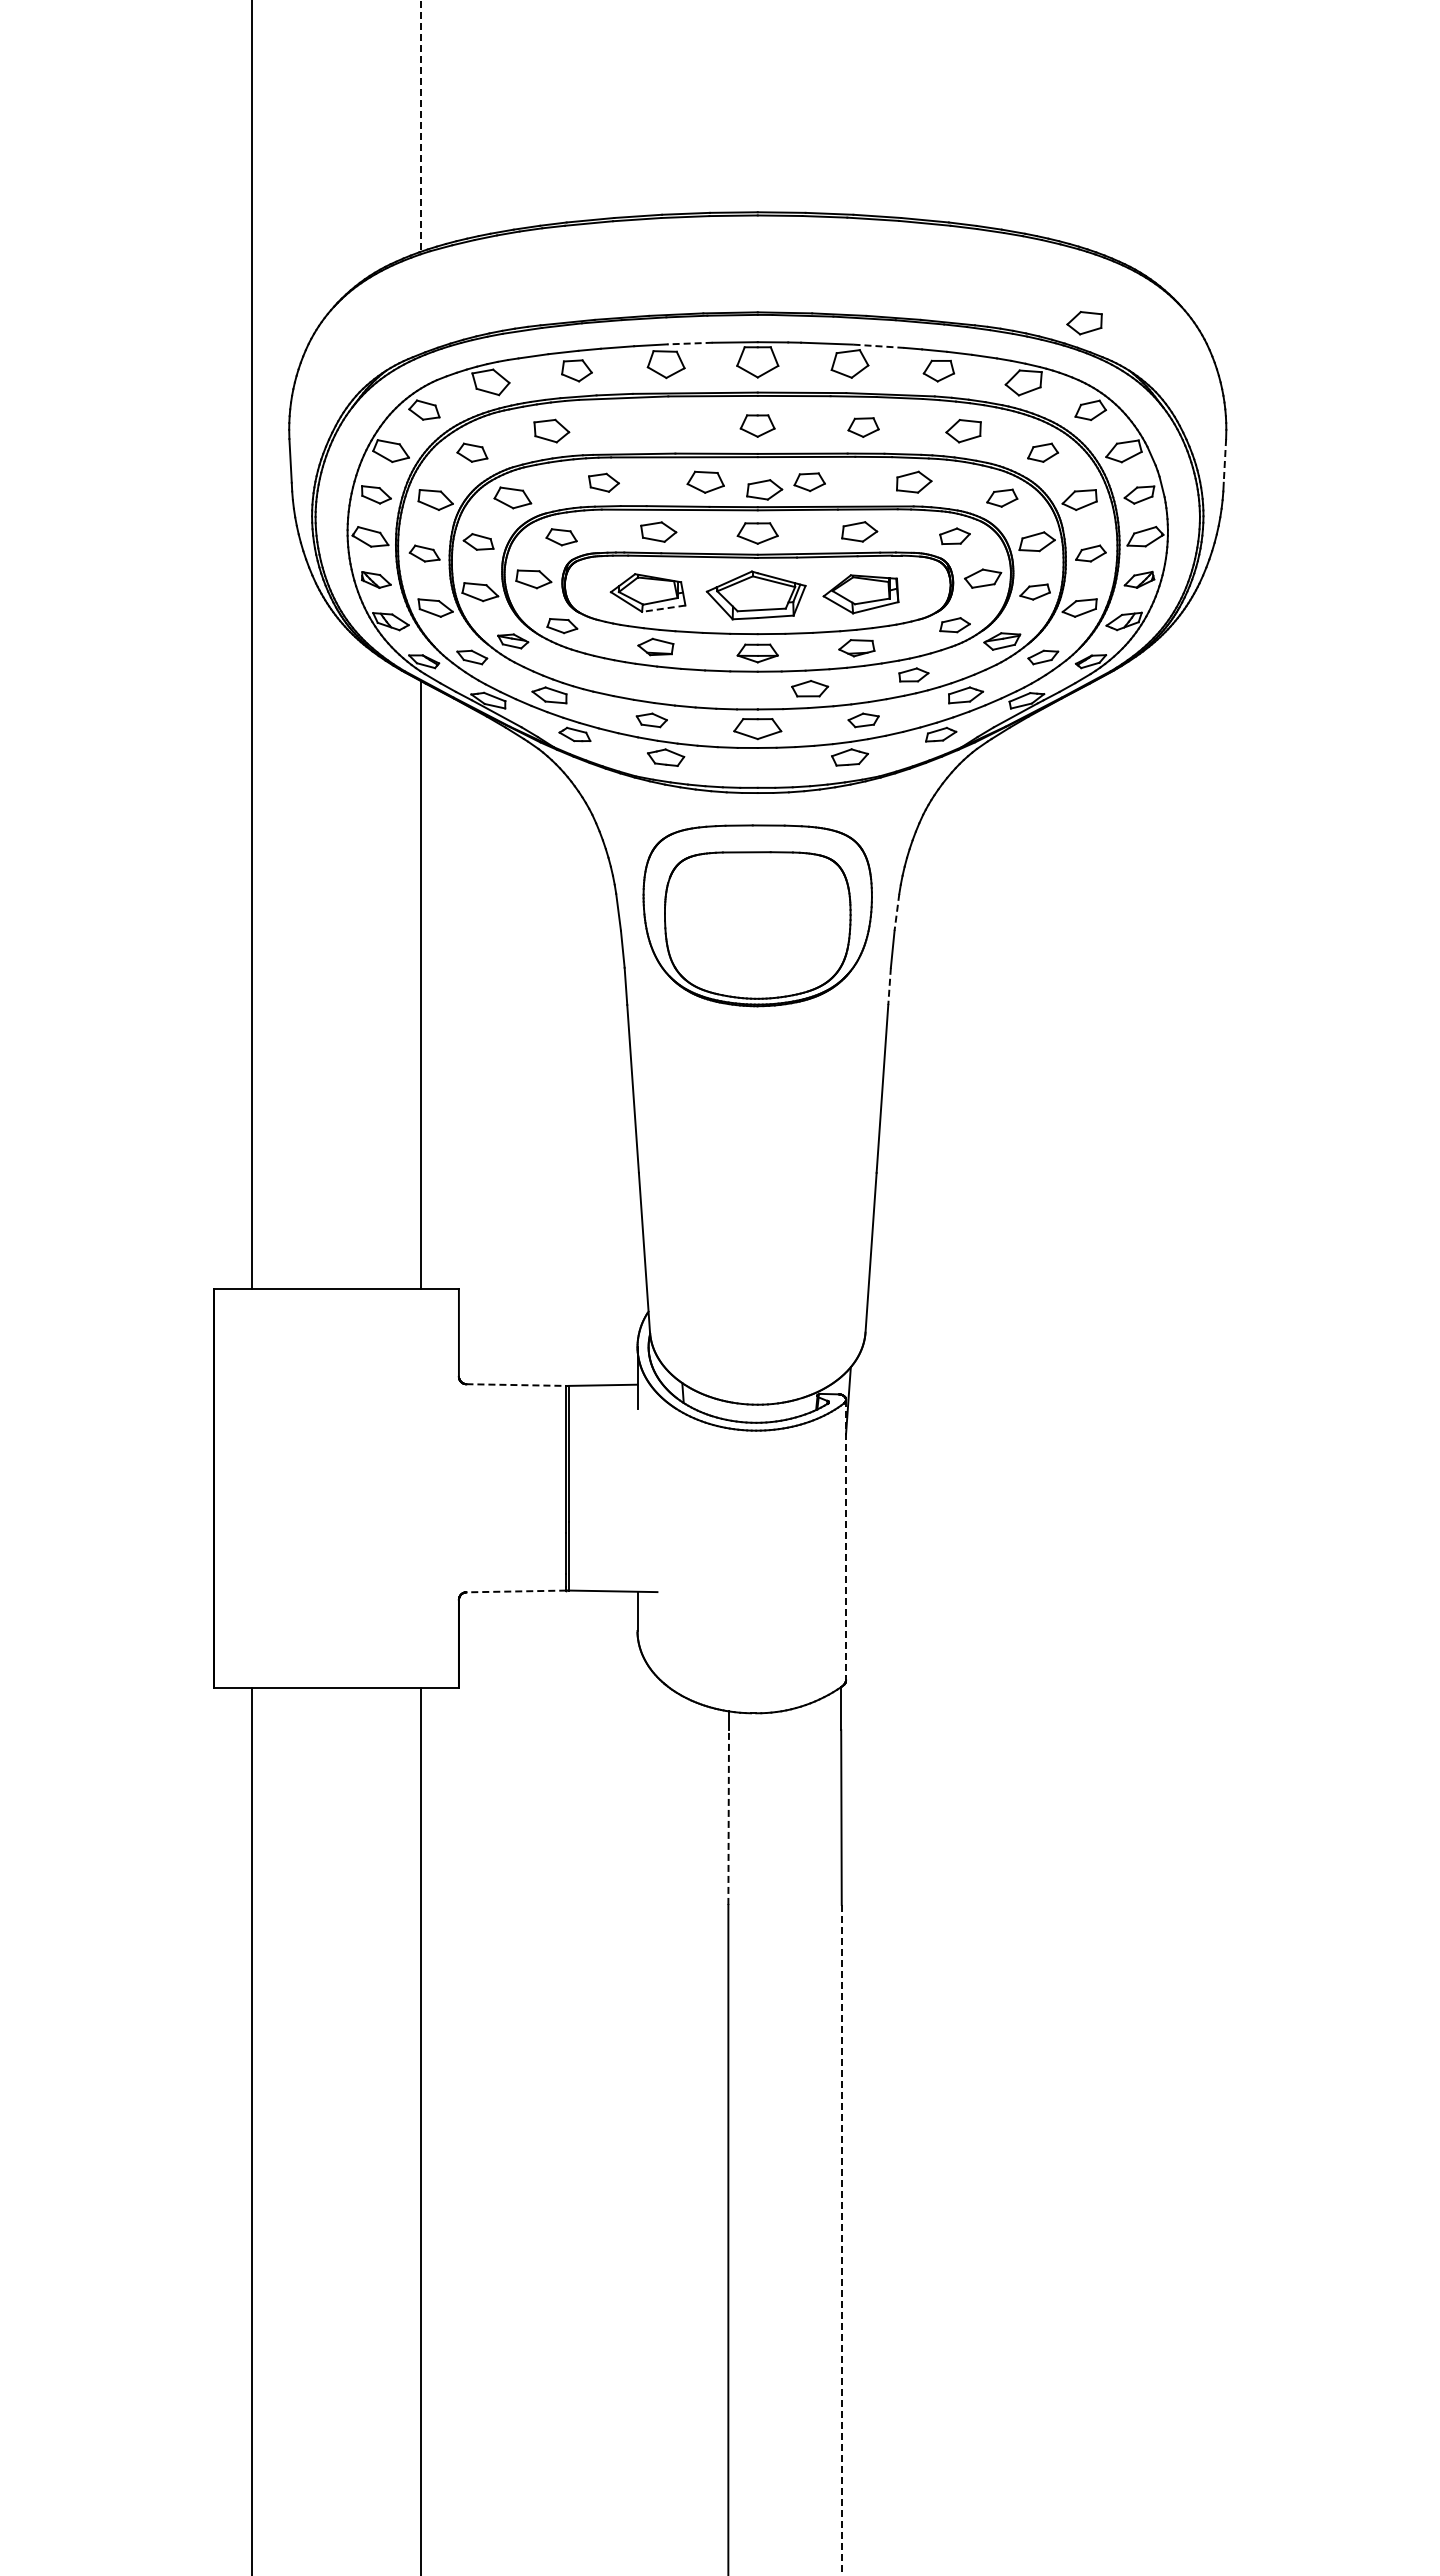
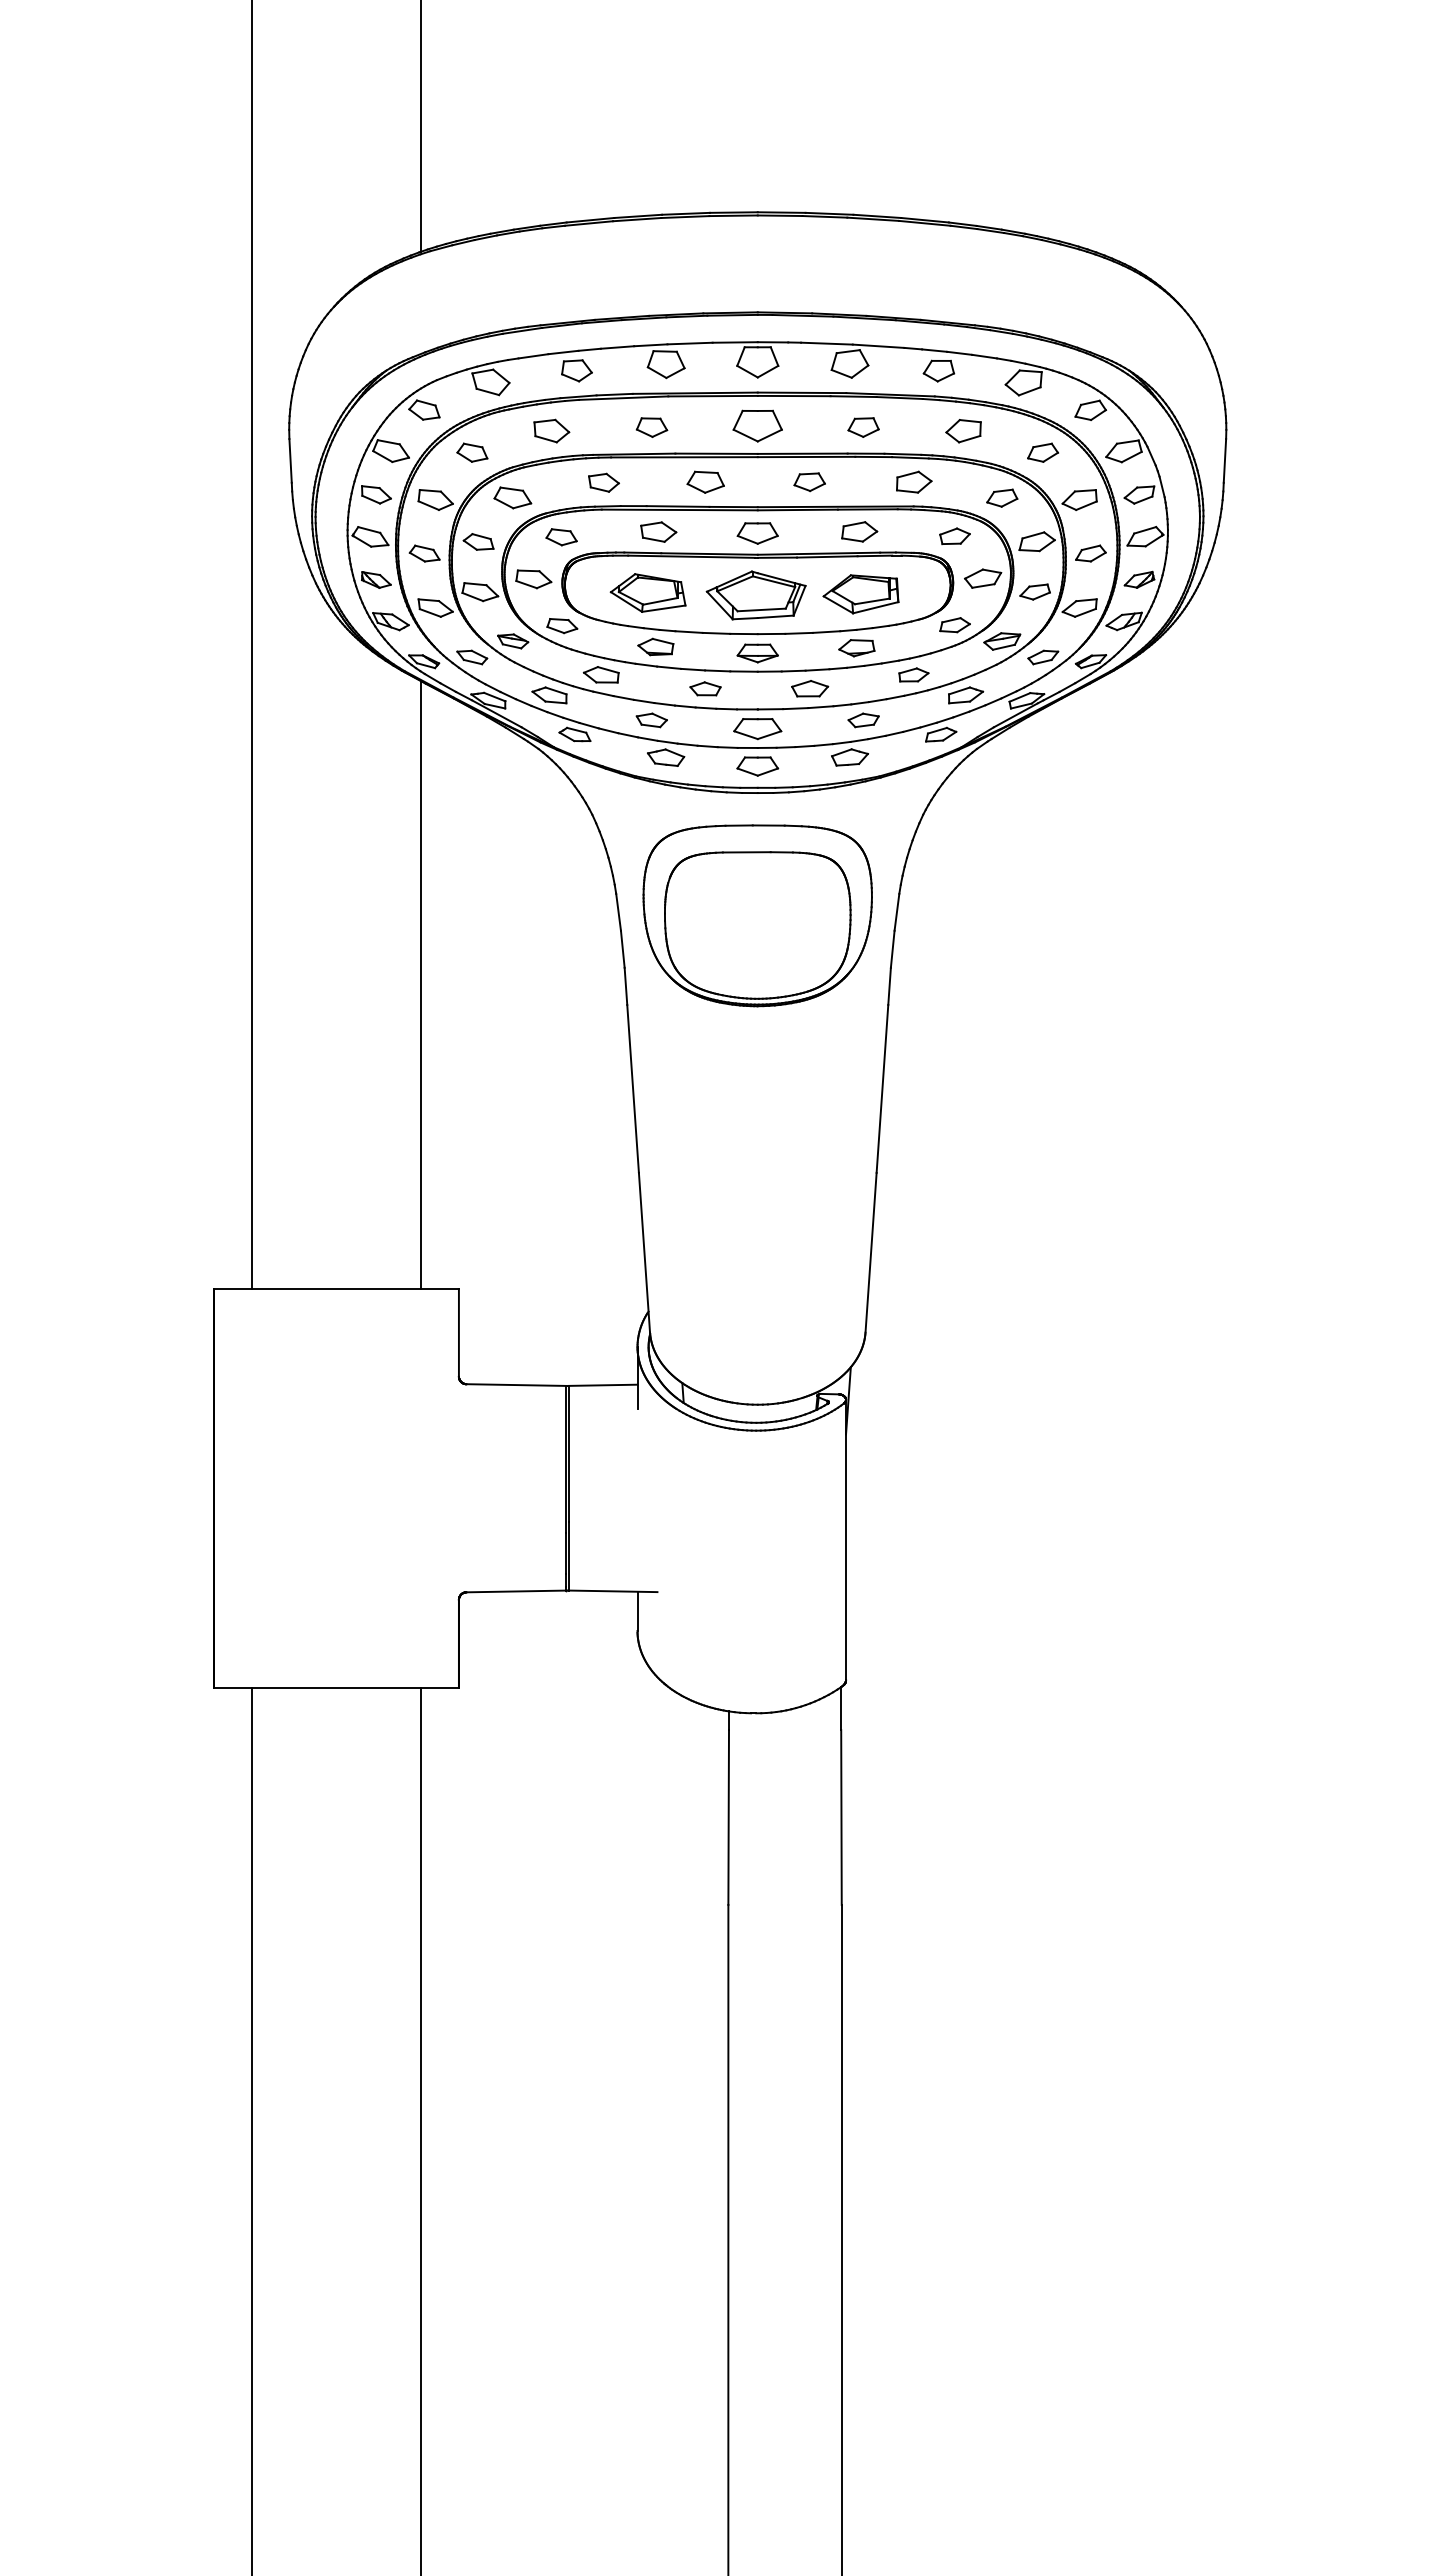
line: dashed -> solid (420, 126)
part: present -> none (1084, 323)
line: dashed -> solid (690, 343)
line: dashed -> solid (878, 346)
part size: 37x24 px -> 51x34 px (757, 425)
part: none -> present (651, 427)
line: dashed -> solid (1224, 460)
part: present -> none (764, 489)
line: dashed -> solid (663, 608)
part: none -> present (600, 674)
part: none -> present (705, 688)
part: none -> present (757, 766)
line: dashed -> solid (896, 912)
line: dashed -> solid (889, 986)
line: dashed -> solid (516, 1385)
line: dashed -> solid (846, 1539)
line: dashed -> solid (516, 1591)
line: dashed -> solid (728, 1817)
line: dashed -> solid (841, 2240)
